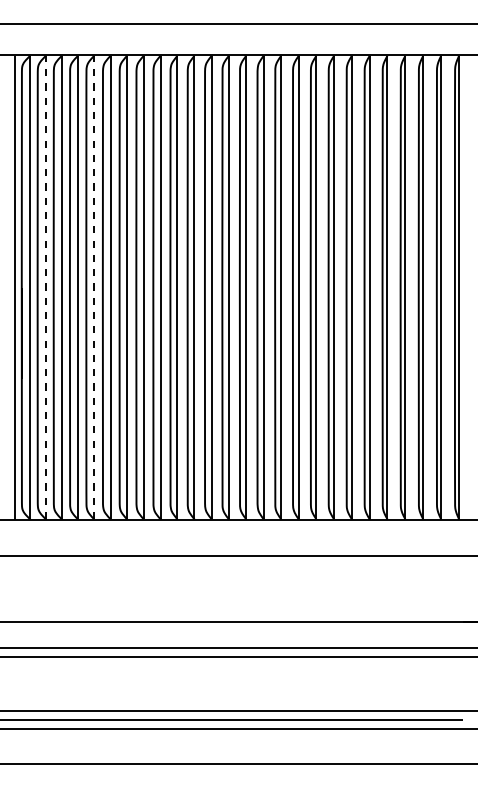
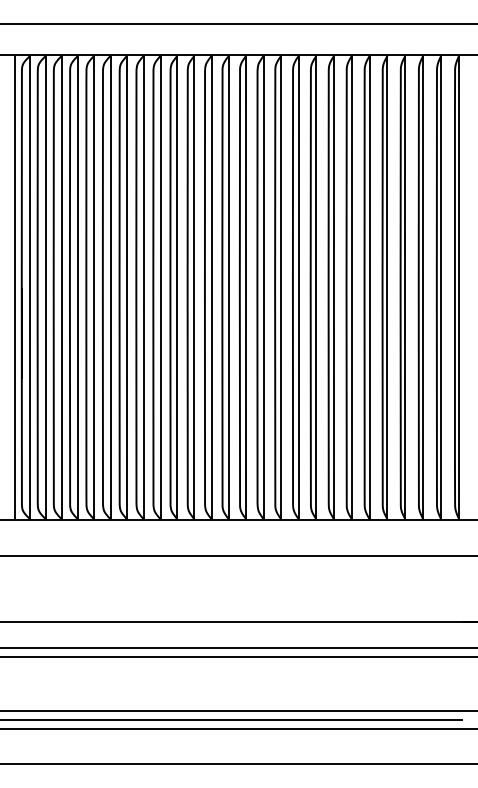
line: dashed -> solid (45, 287)
line: dashed -> solid (94, 287)
